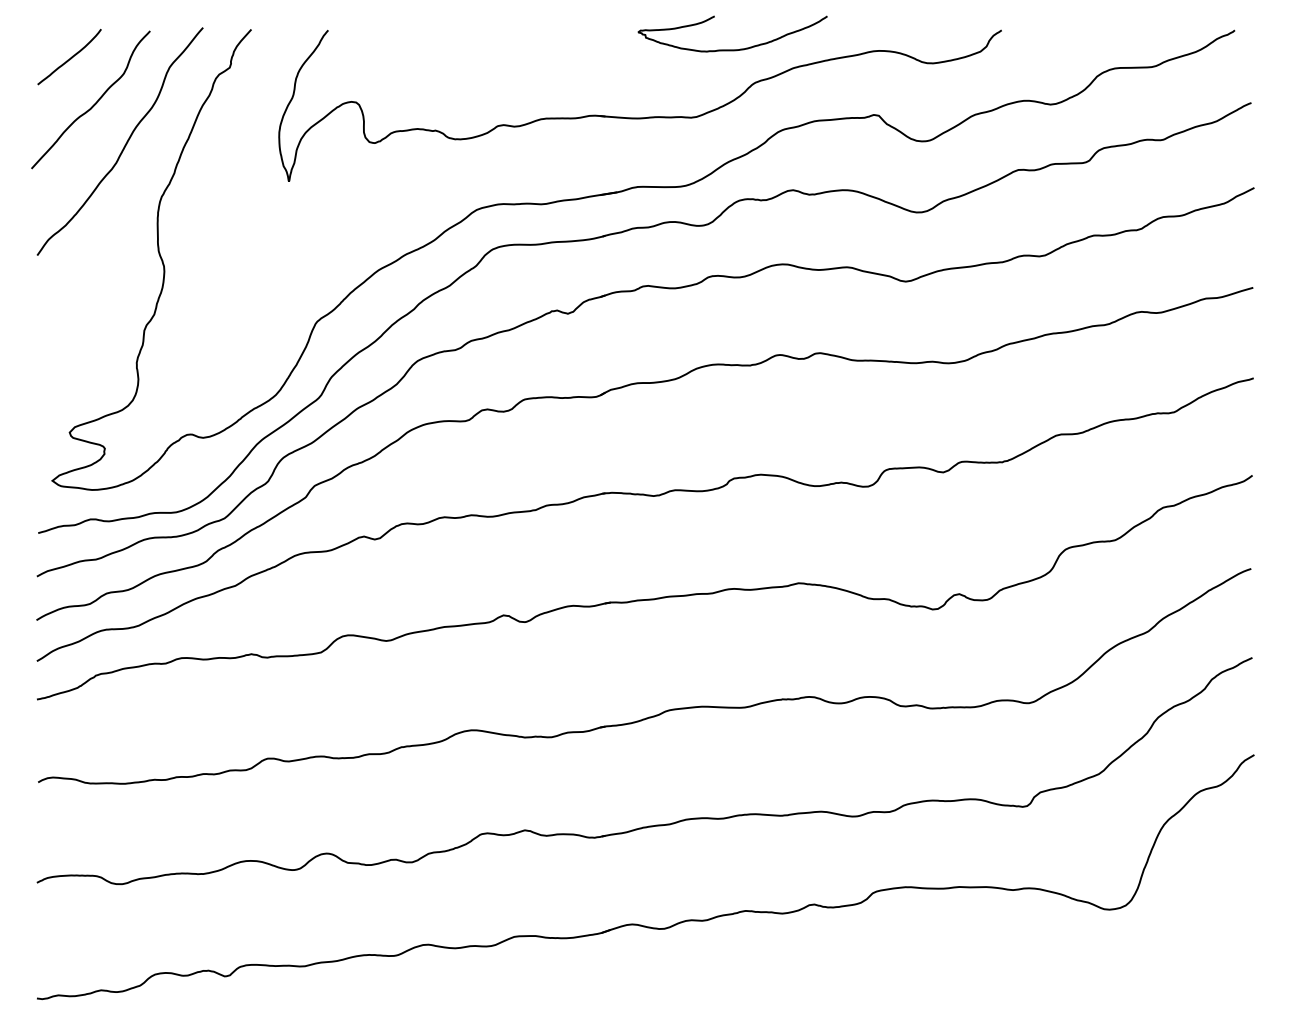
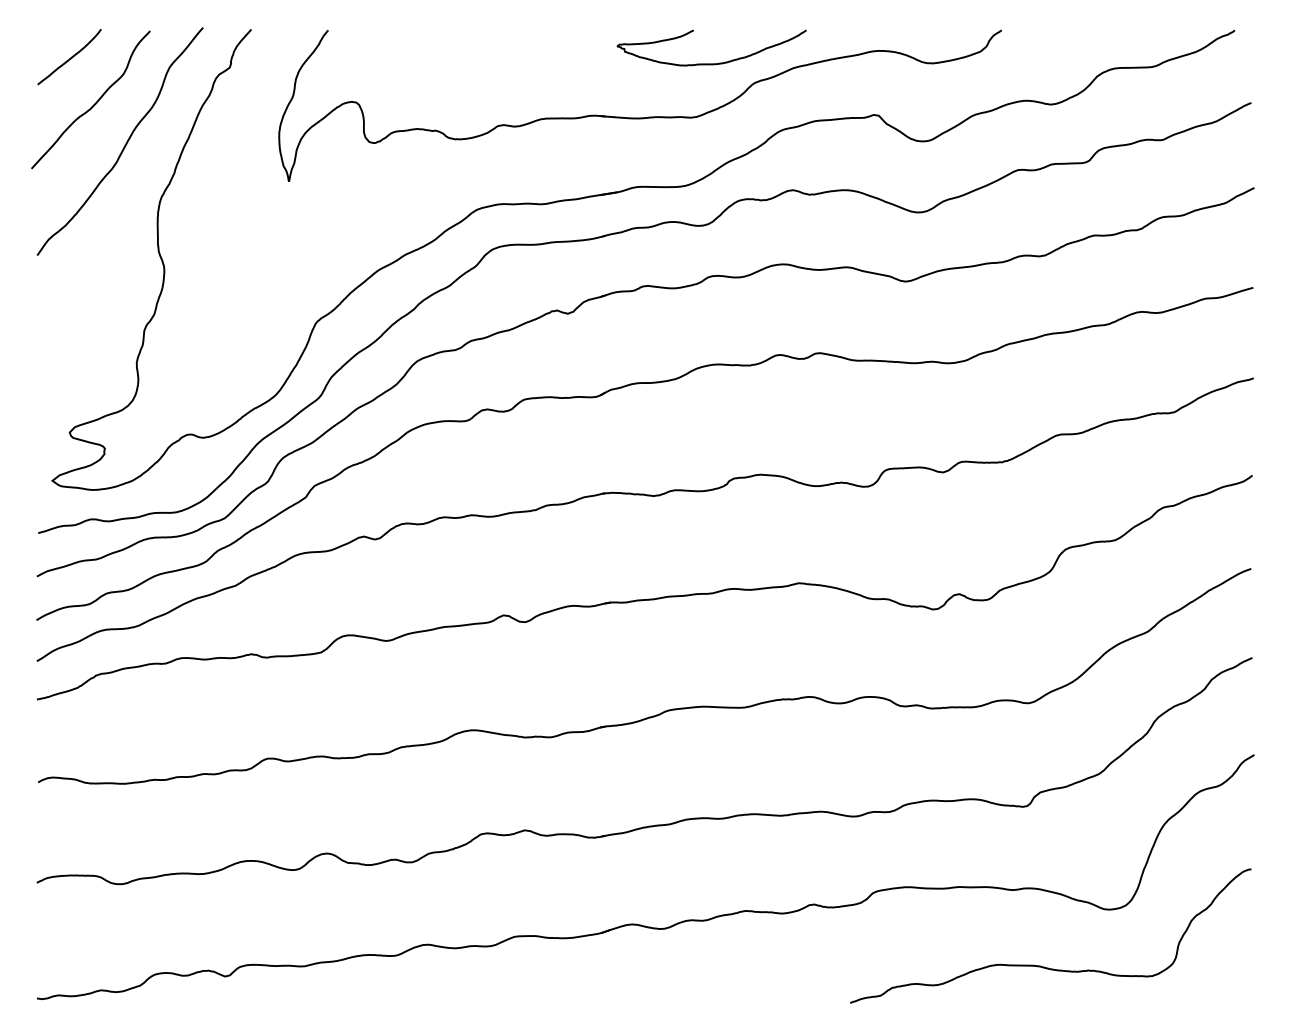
curve position: (732, 49) -> (711, 63) (711, 63)
curve: none -> present (1044, 966)
